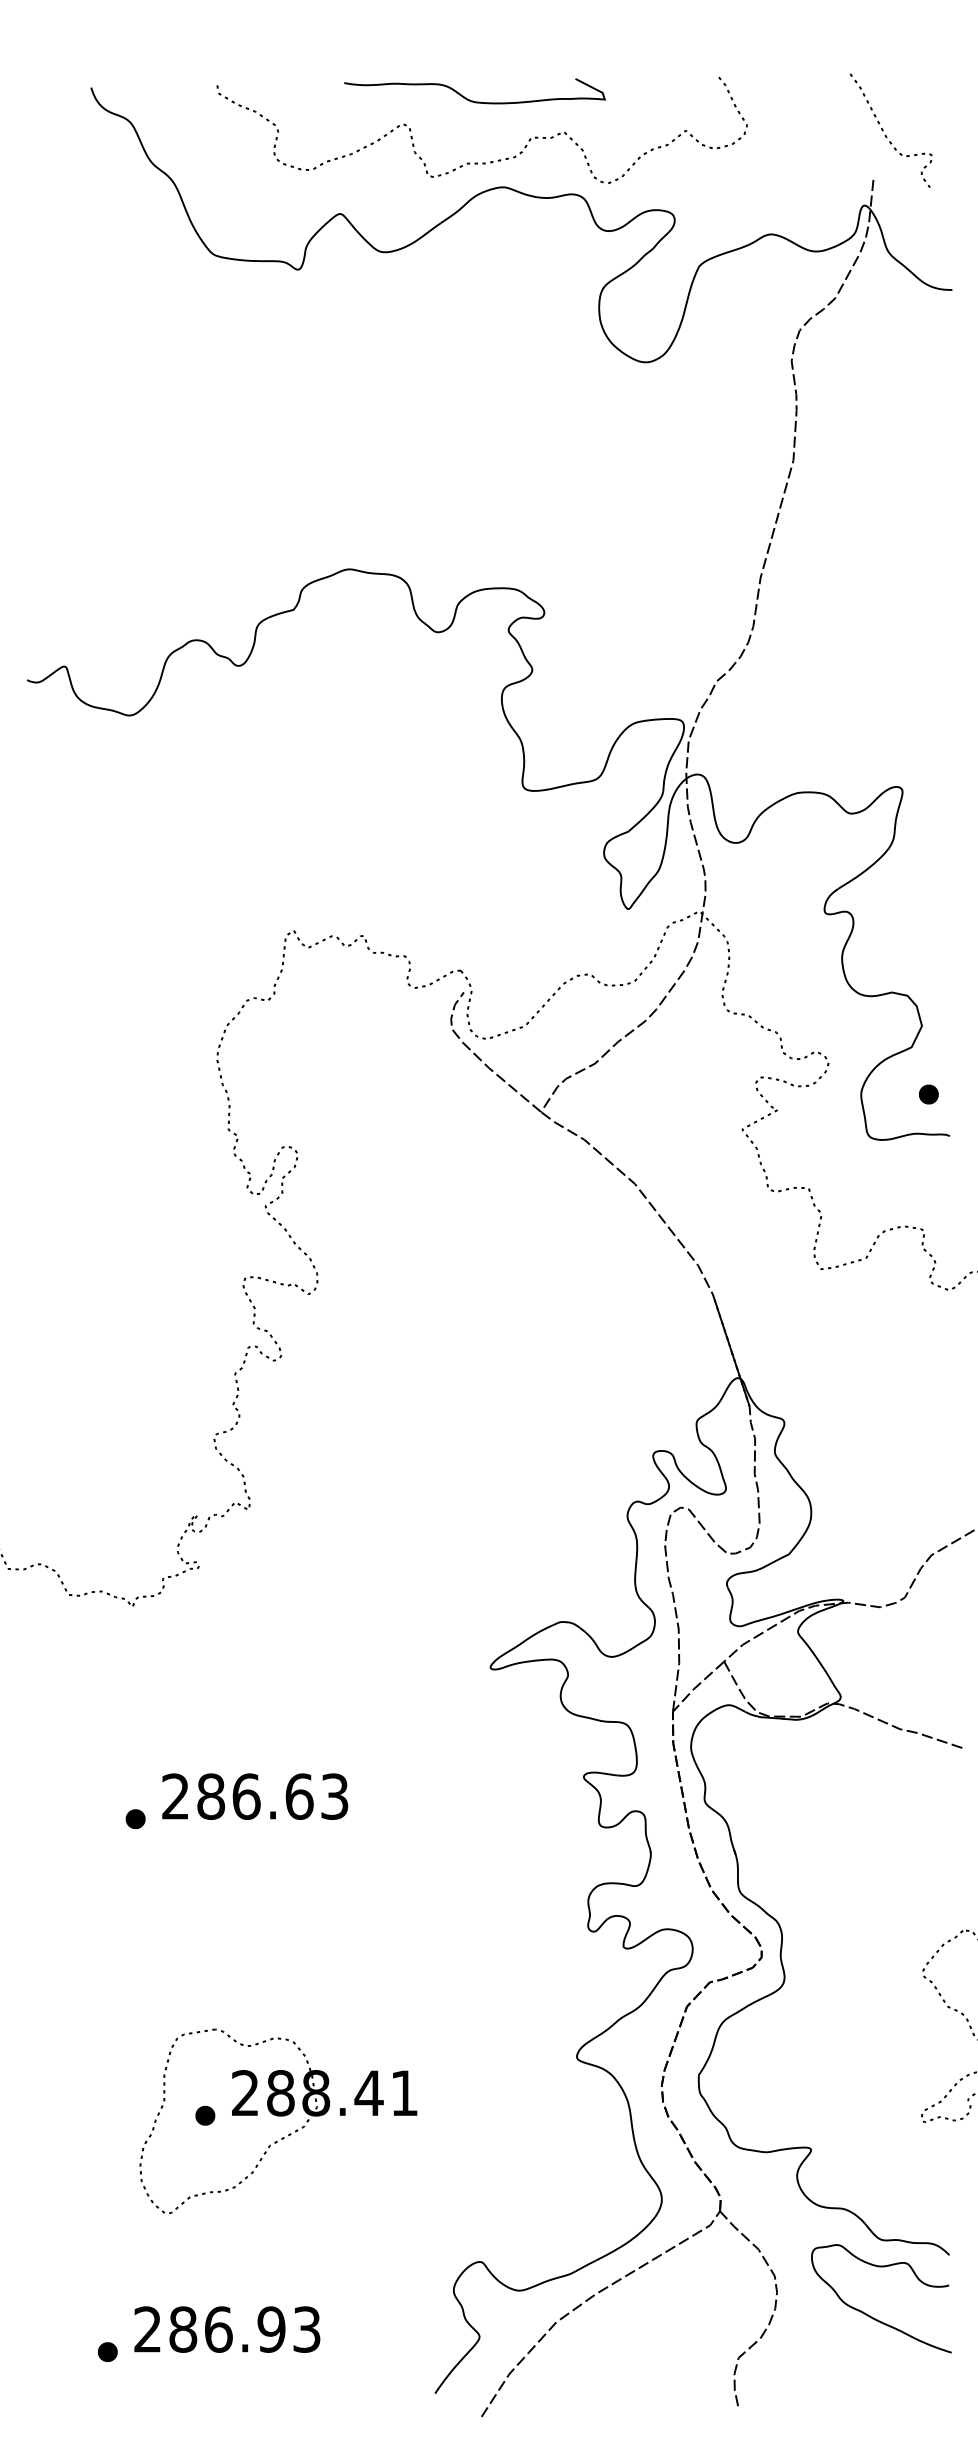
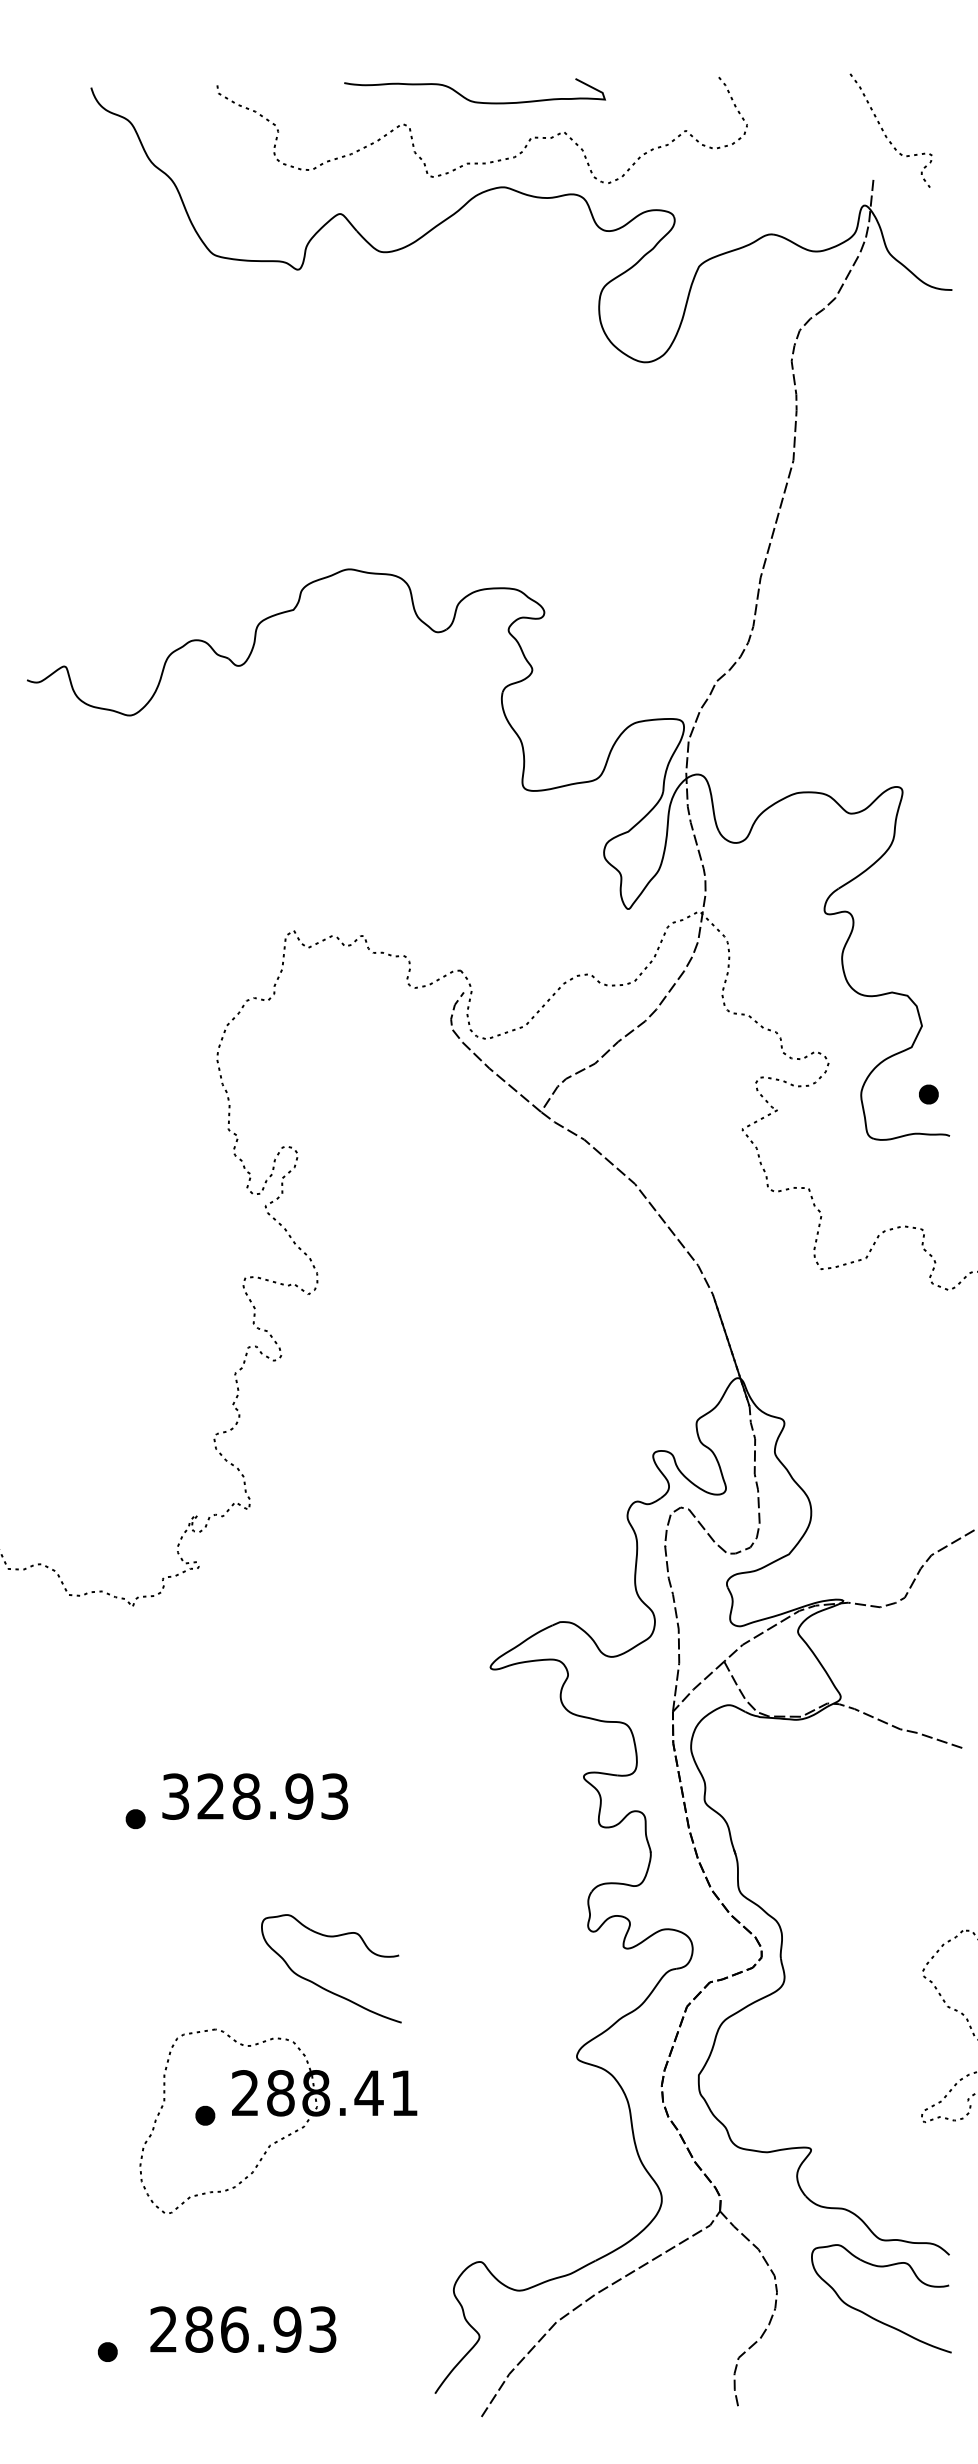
text: 286.63 -> 328.93 (237, 1796)
part: none -> present (320, 1985)
text position: (227, 2329) -> (243, 2329) (243, 2329)
